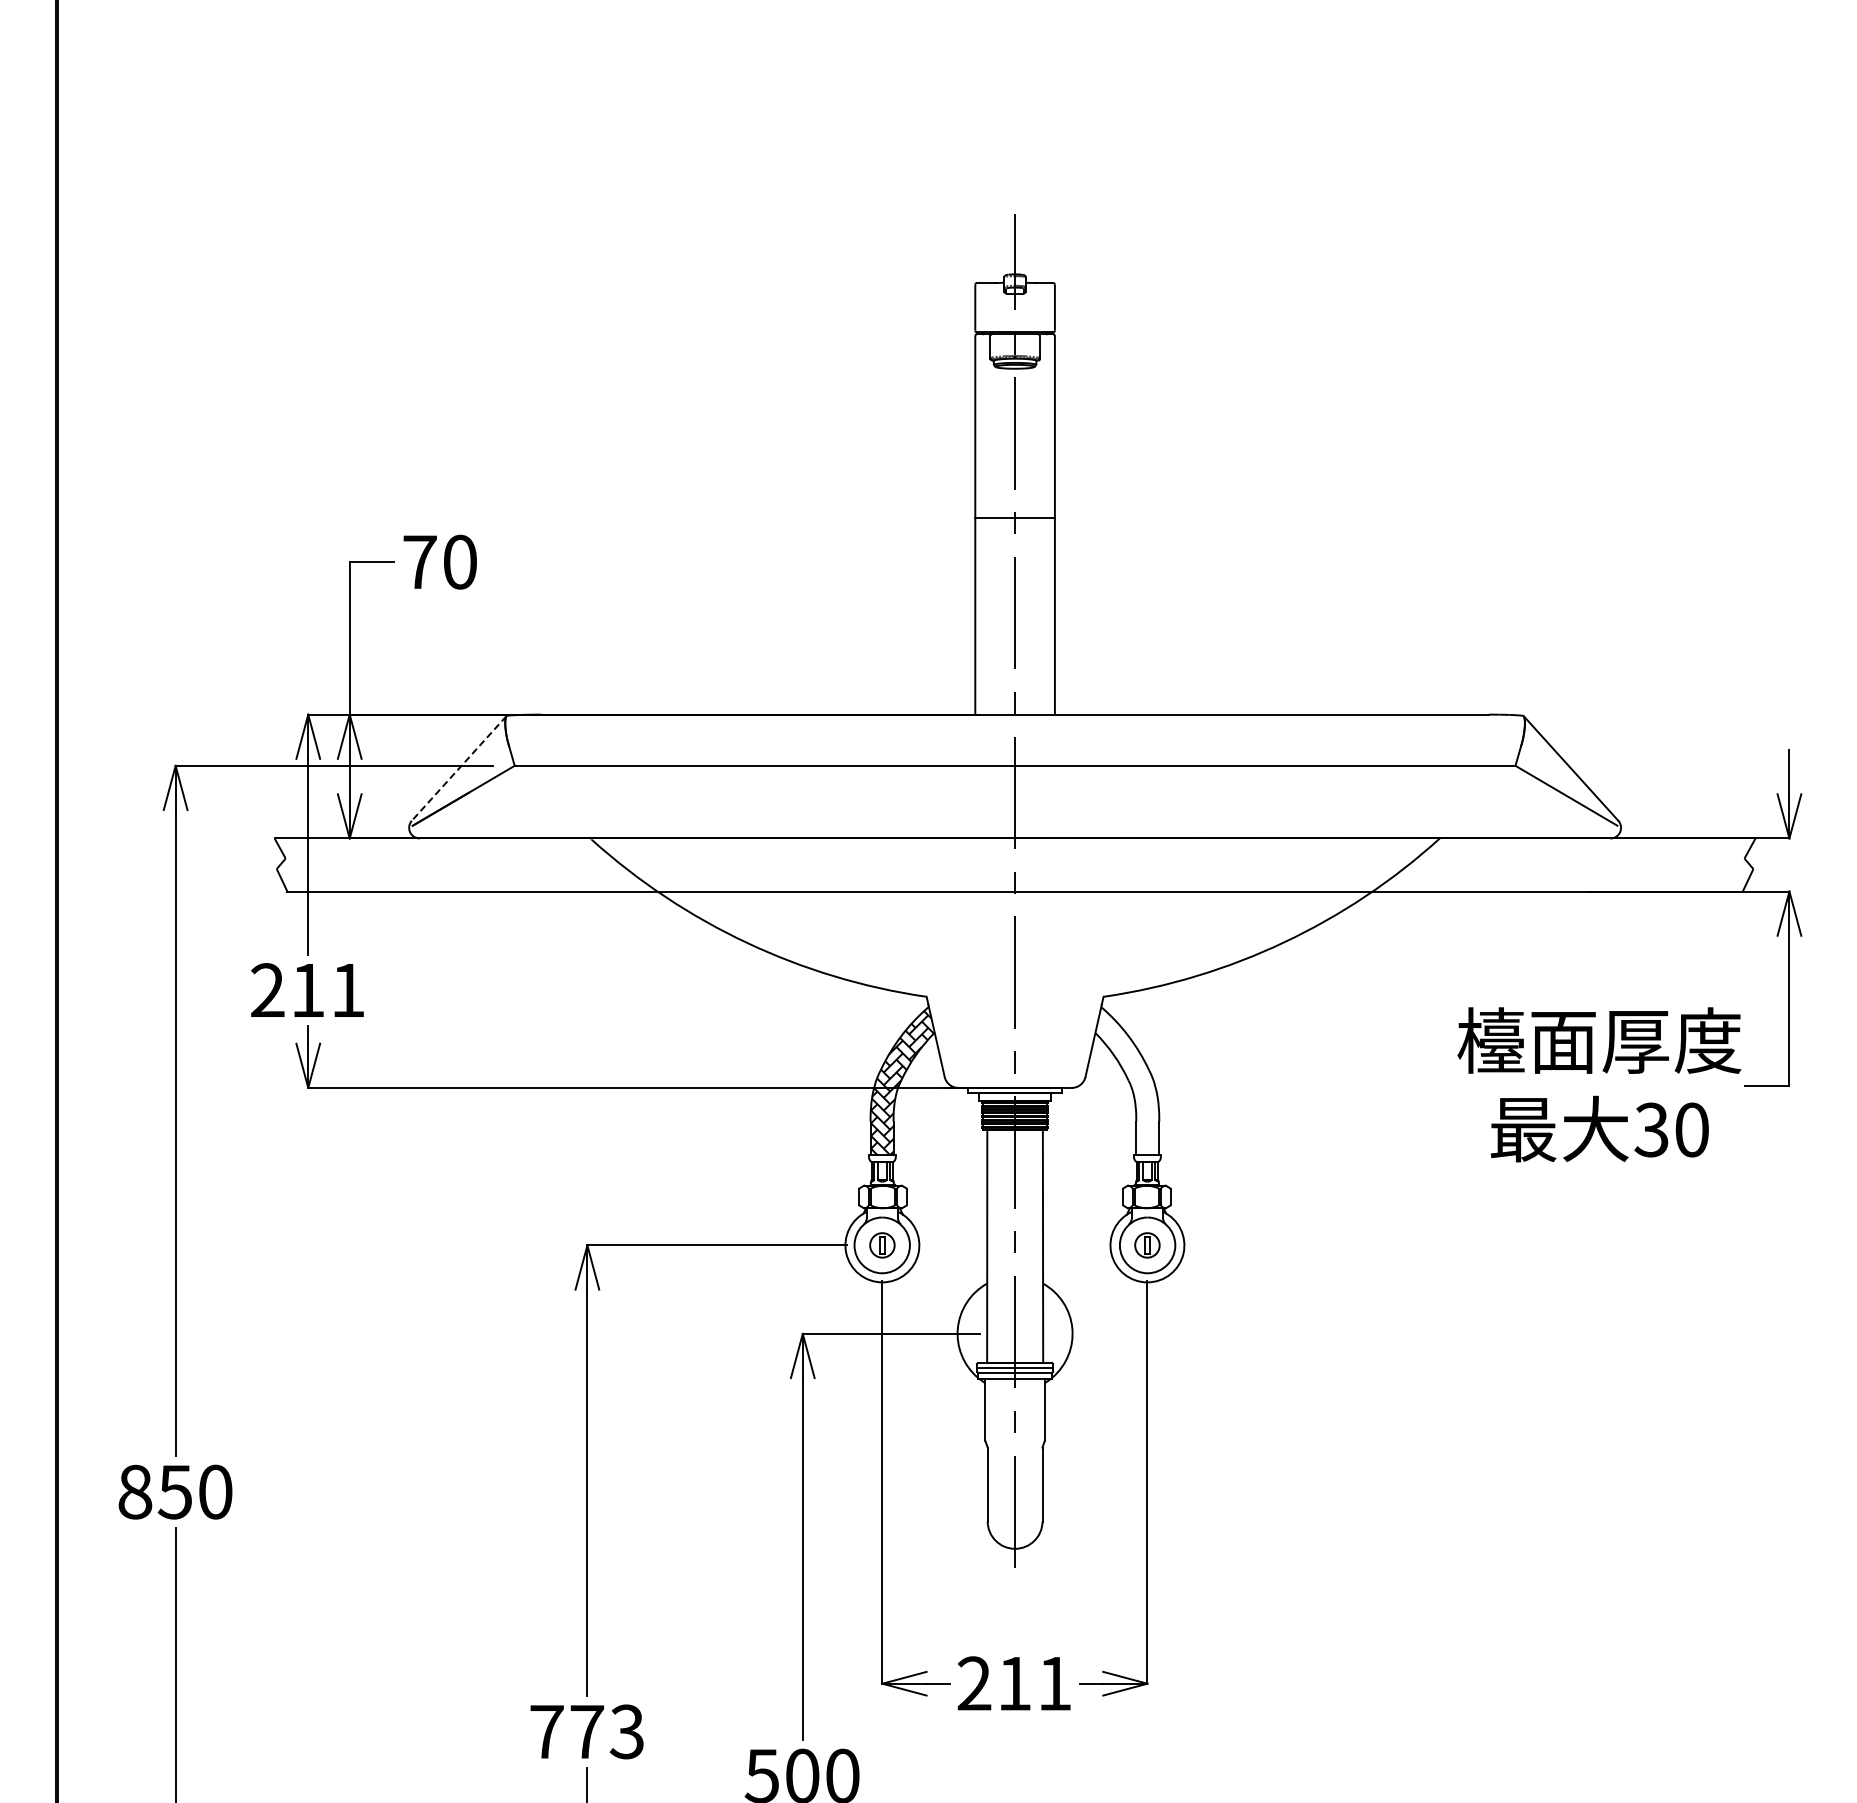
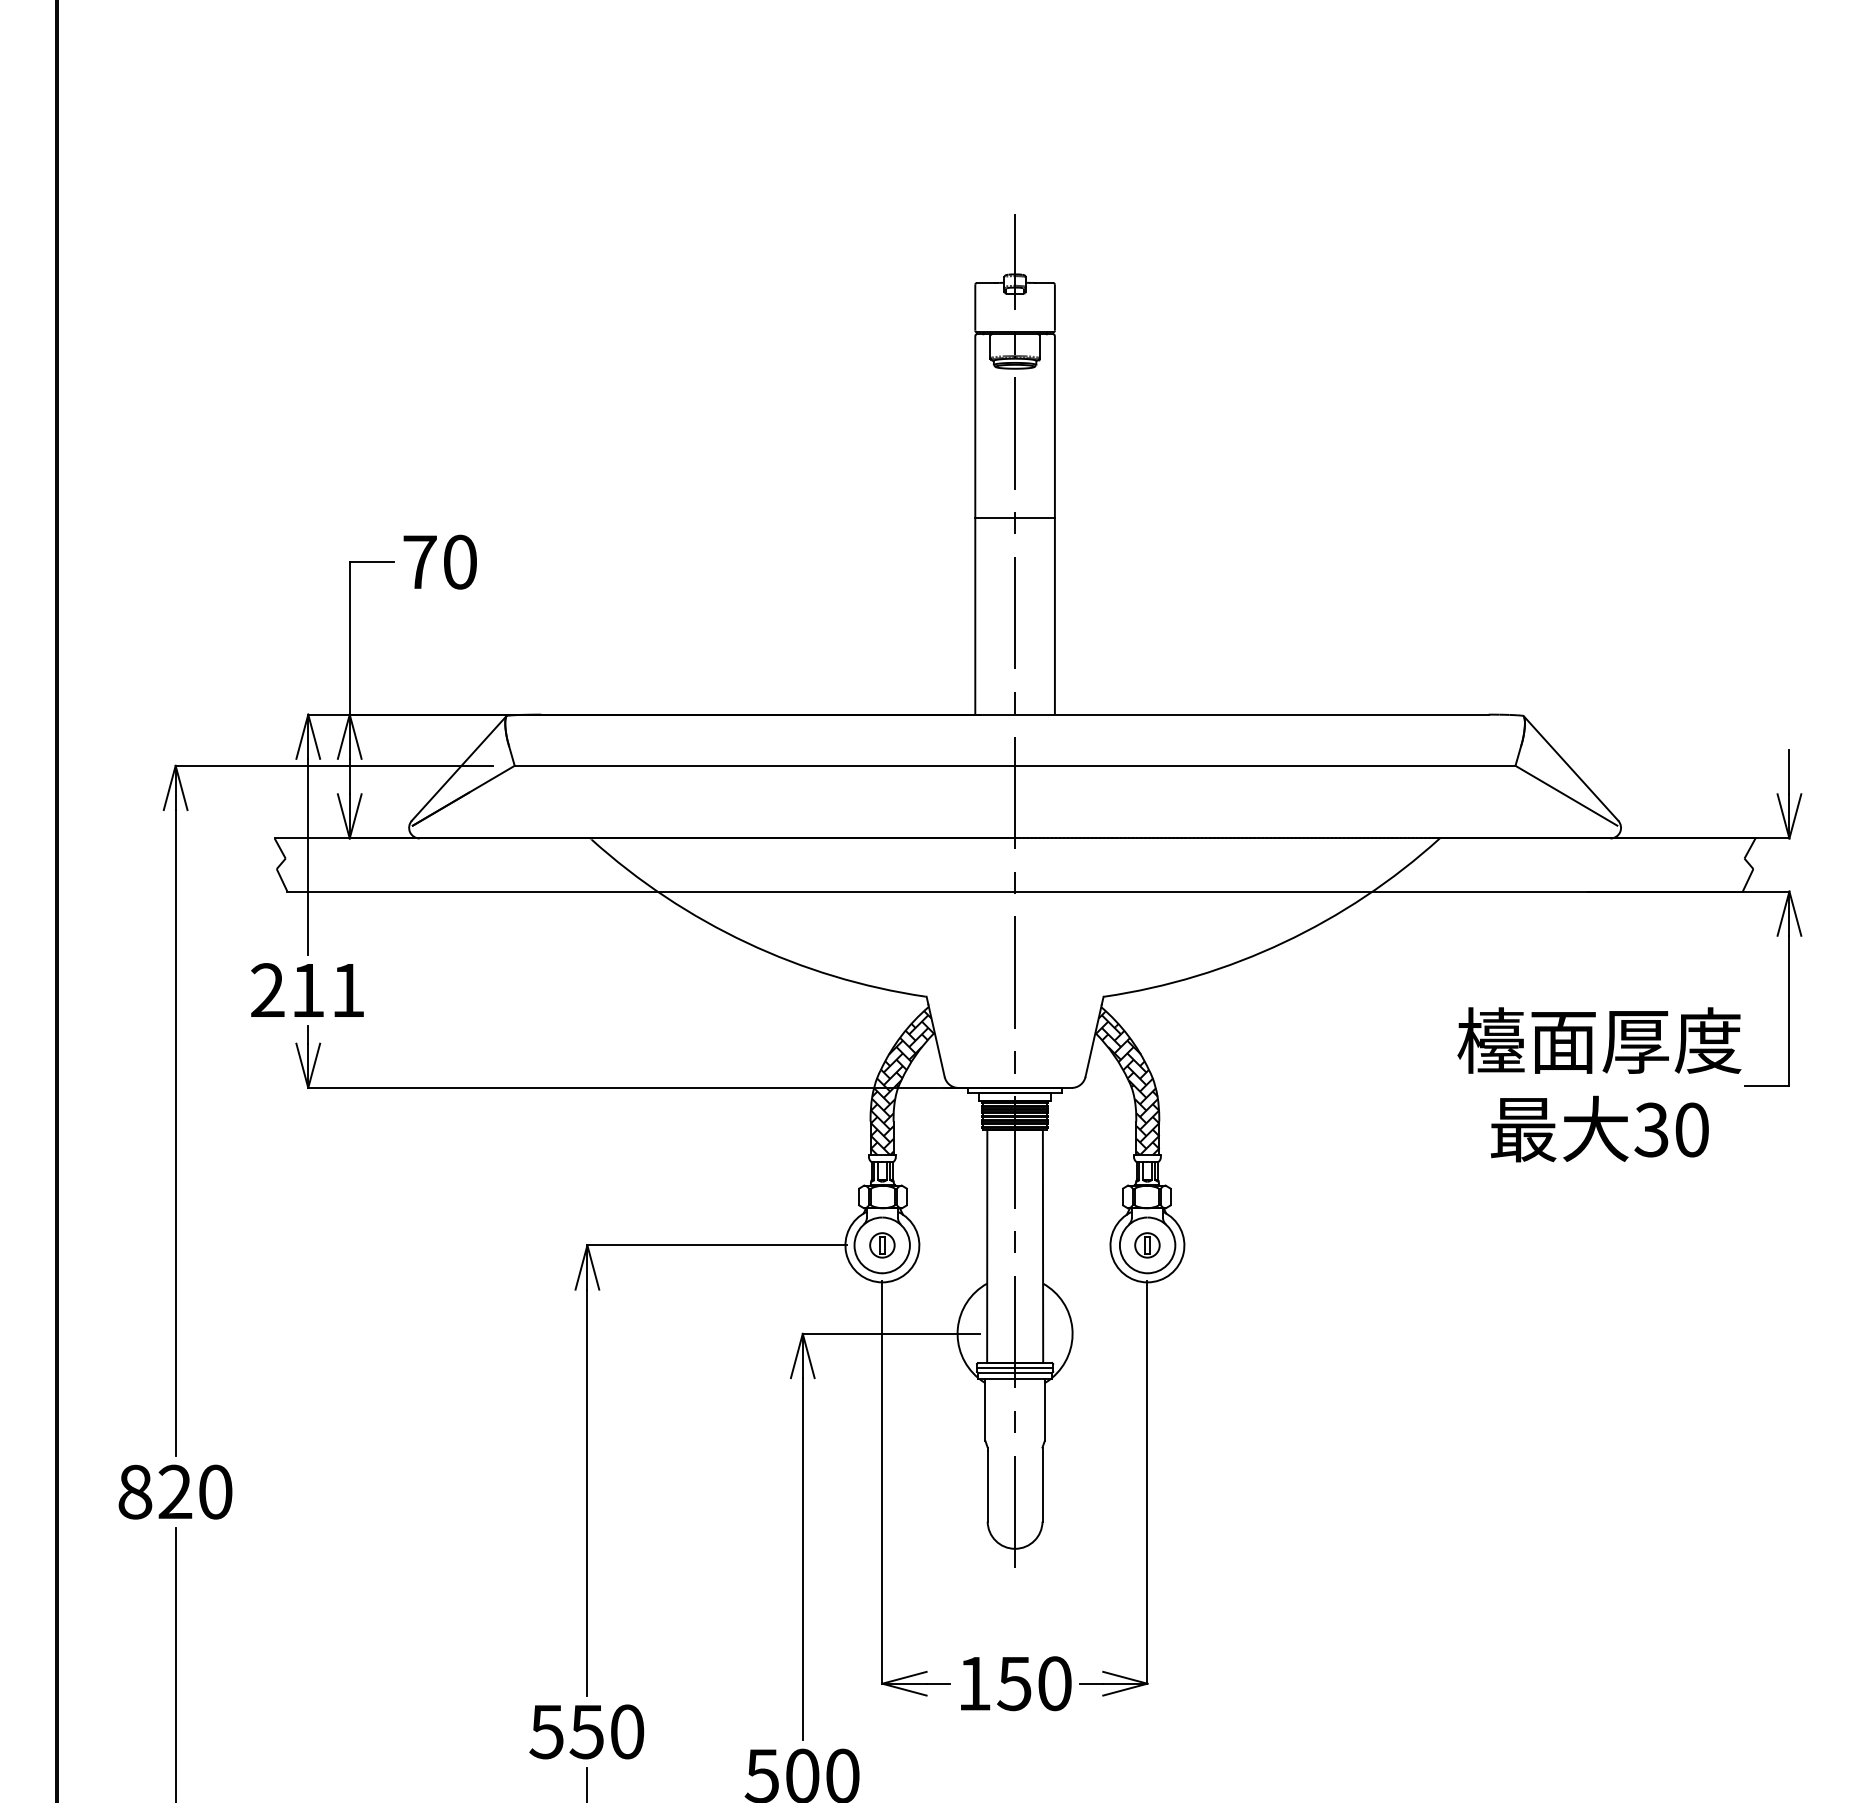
line: dashed -> solid (458, 768)
hatch: none -> present (1127, 1083)
text: 850 -> 820 (174, 1491)
text: 211 -> 150 (1014, 1683)
text: 773 -> 550 (586, 1731)
